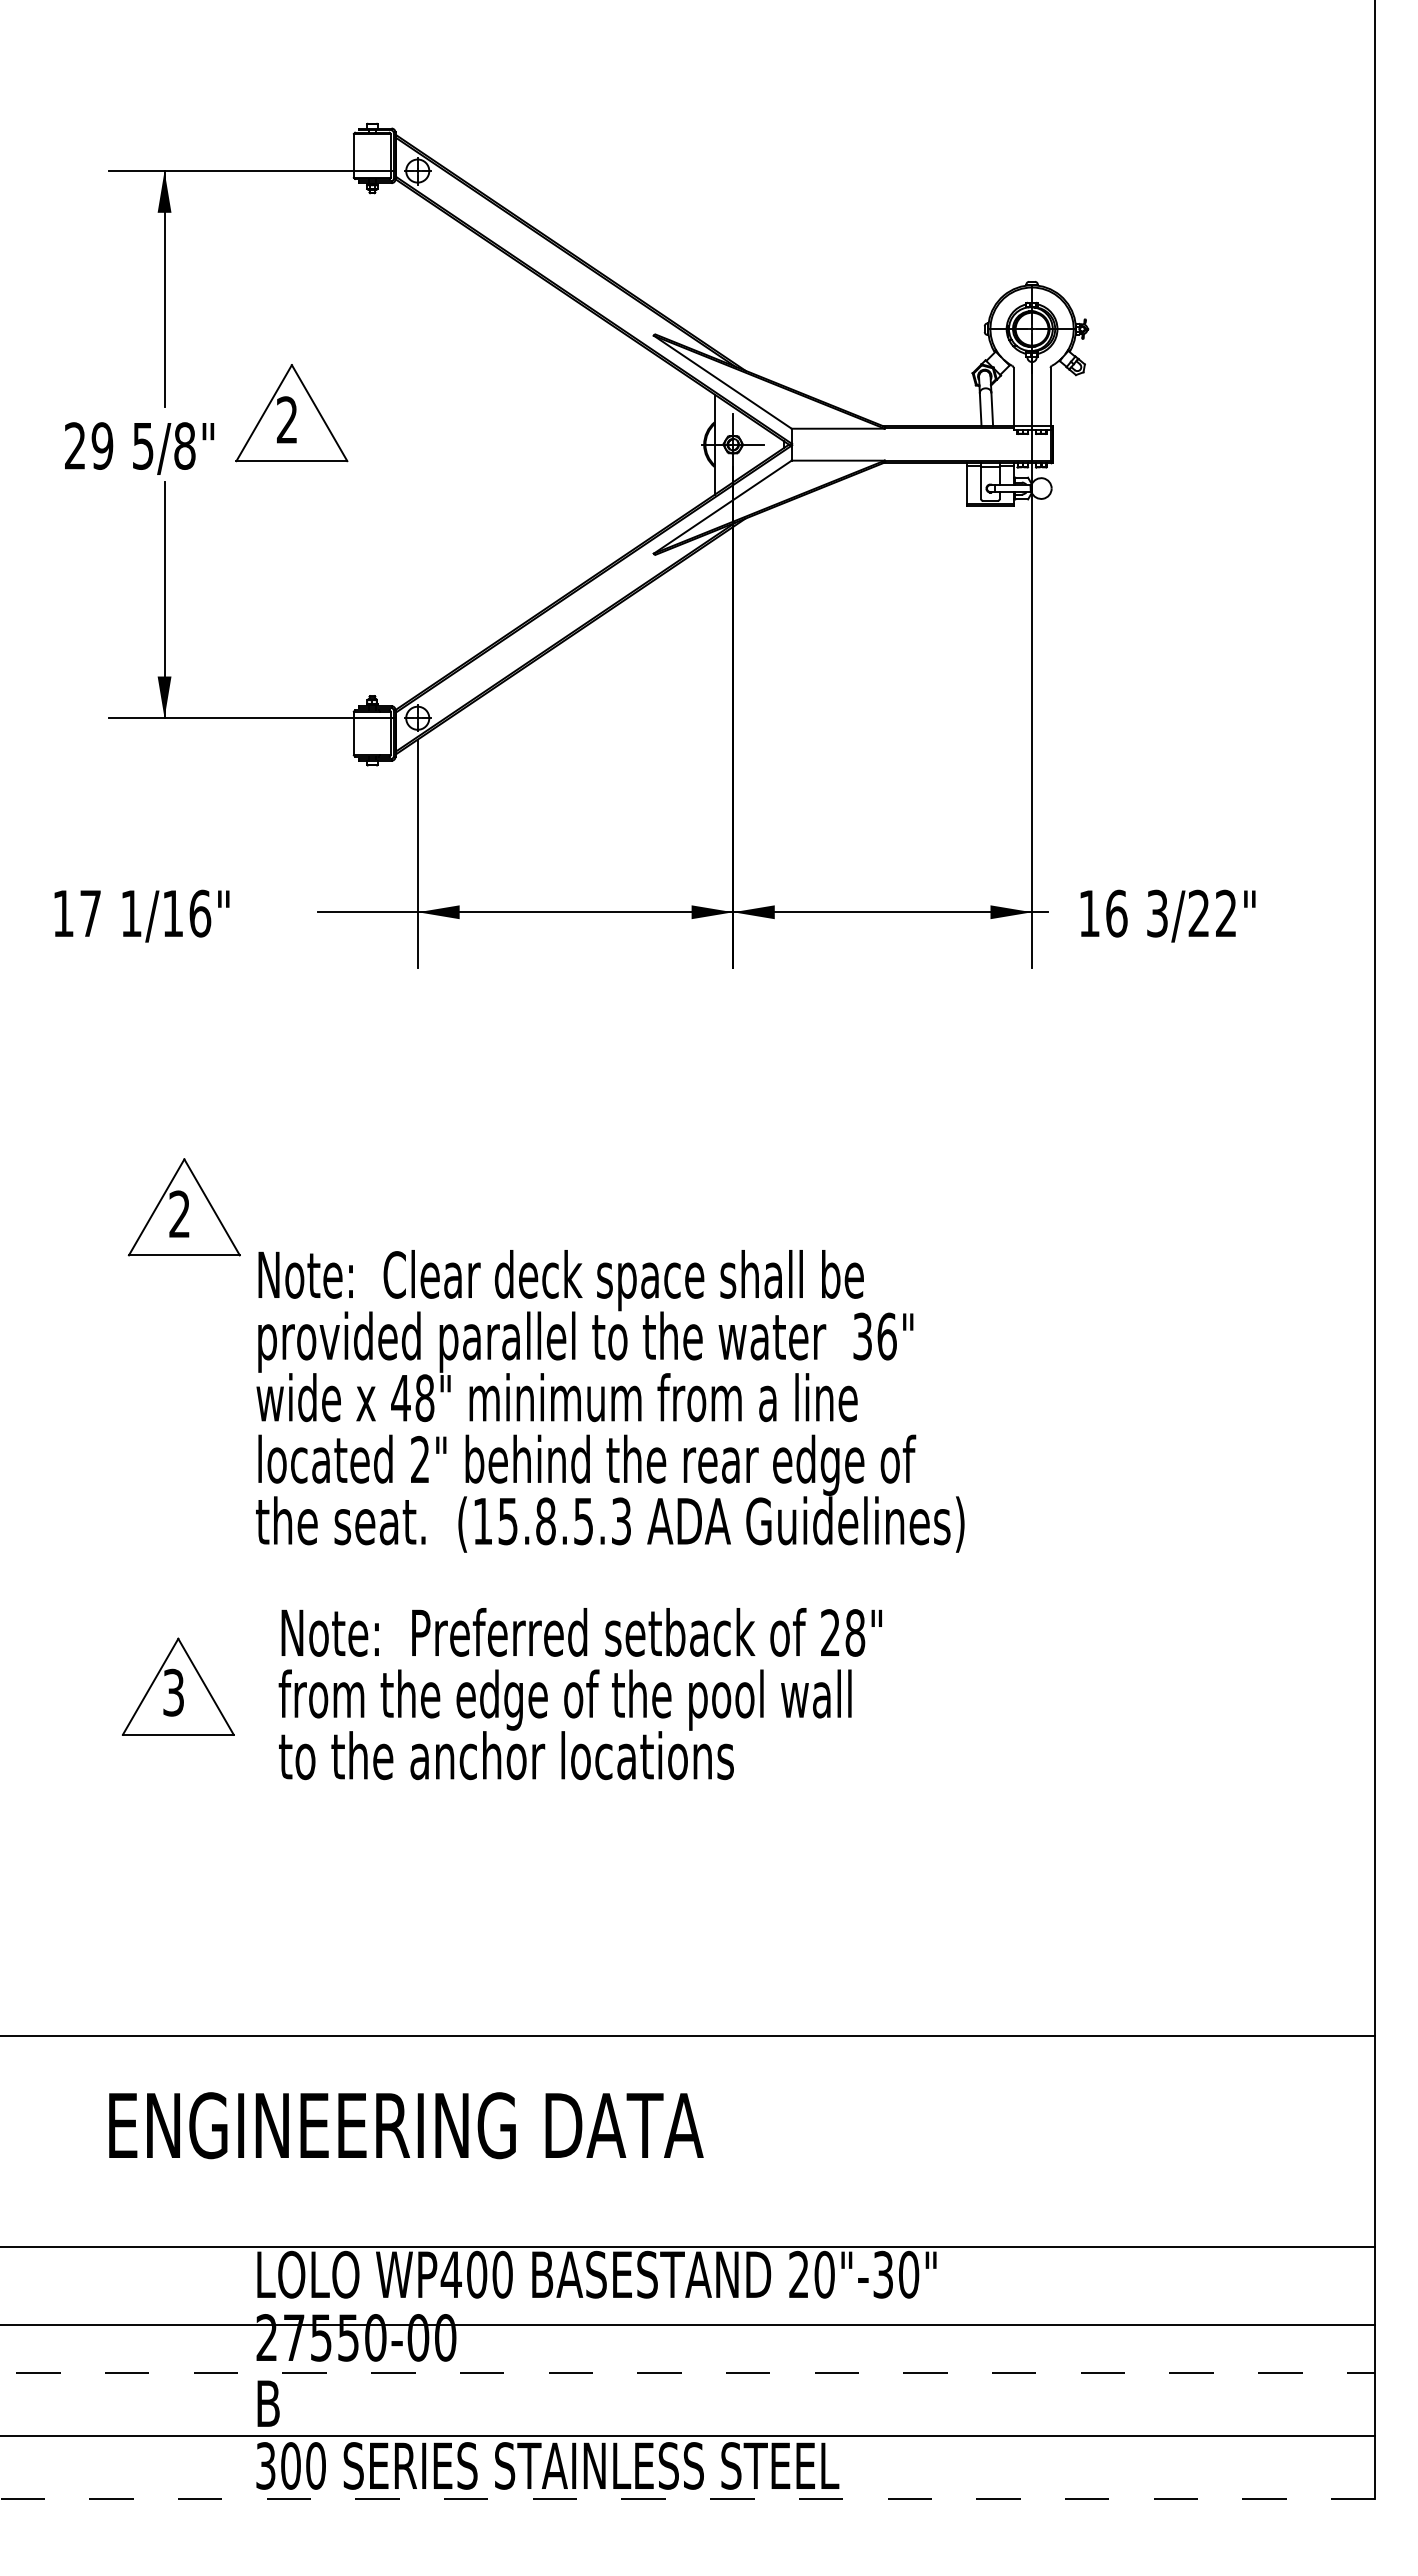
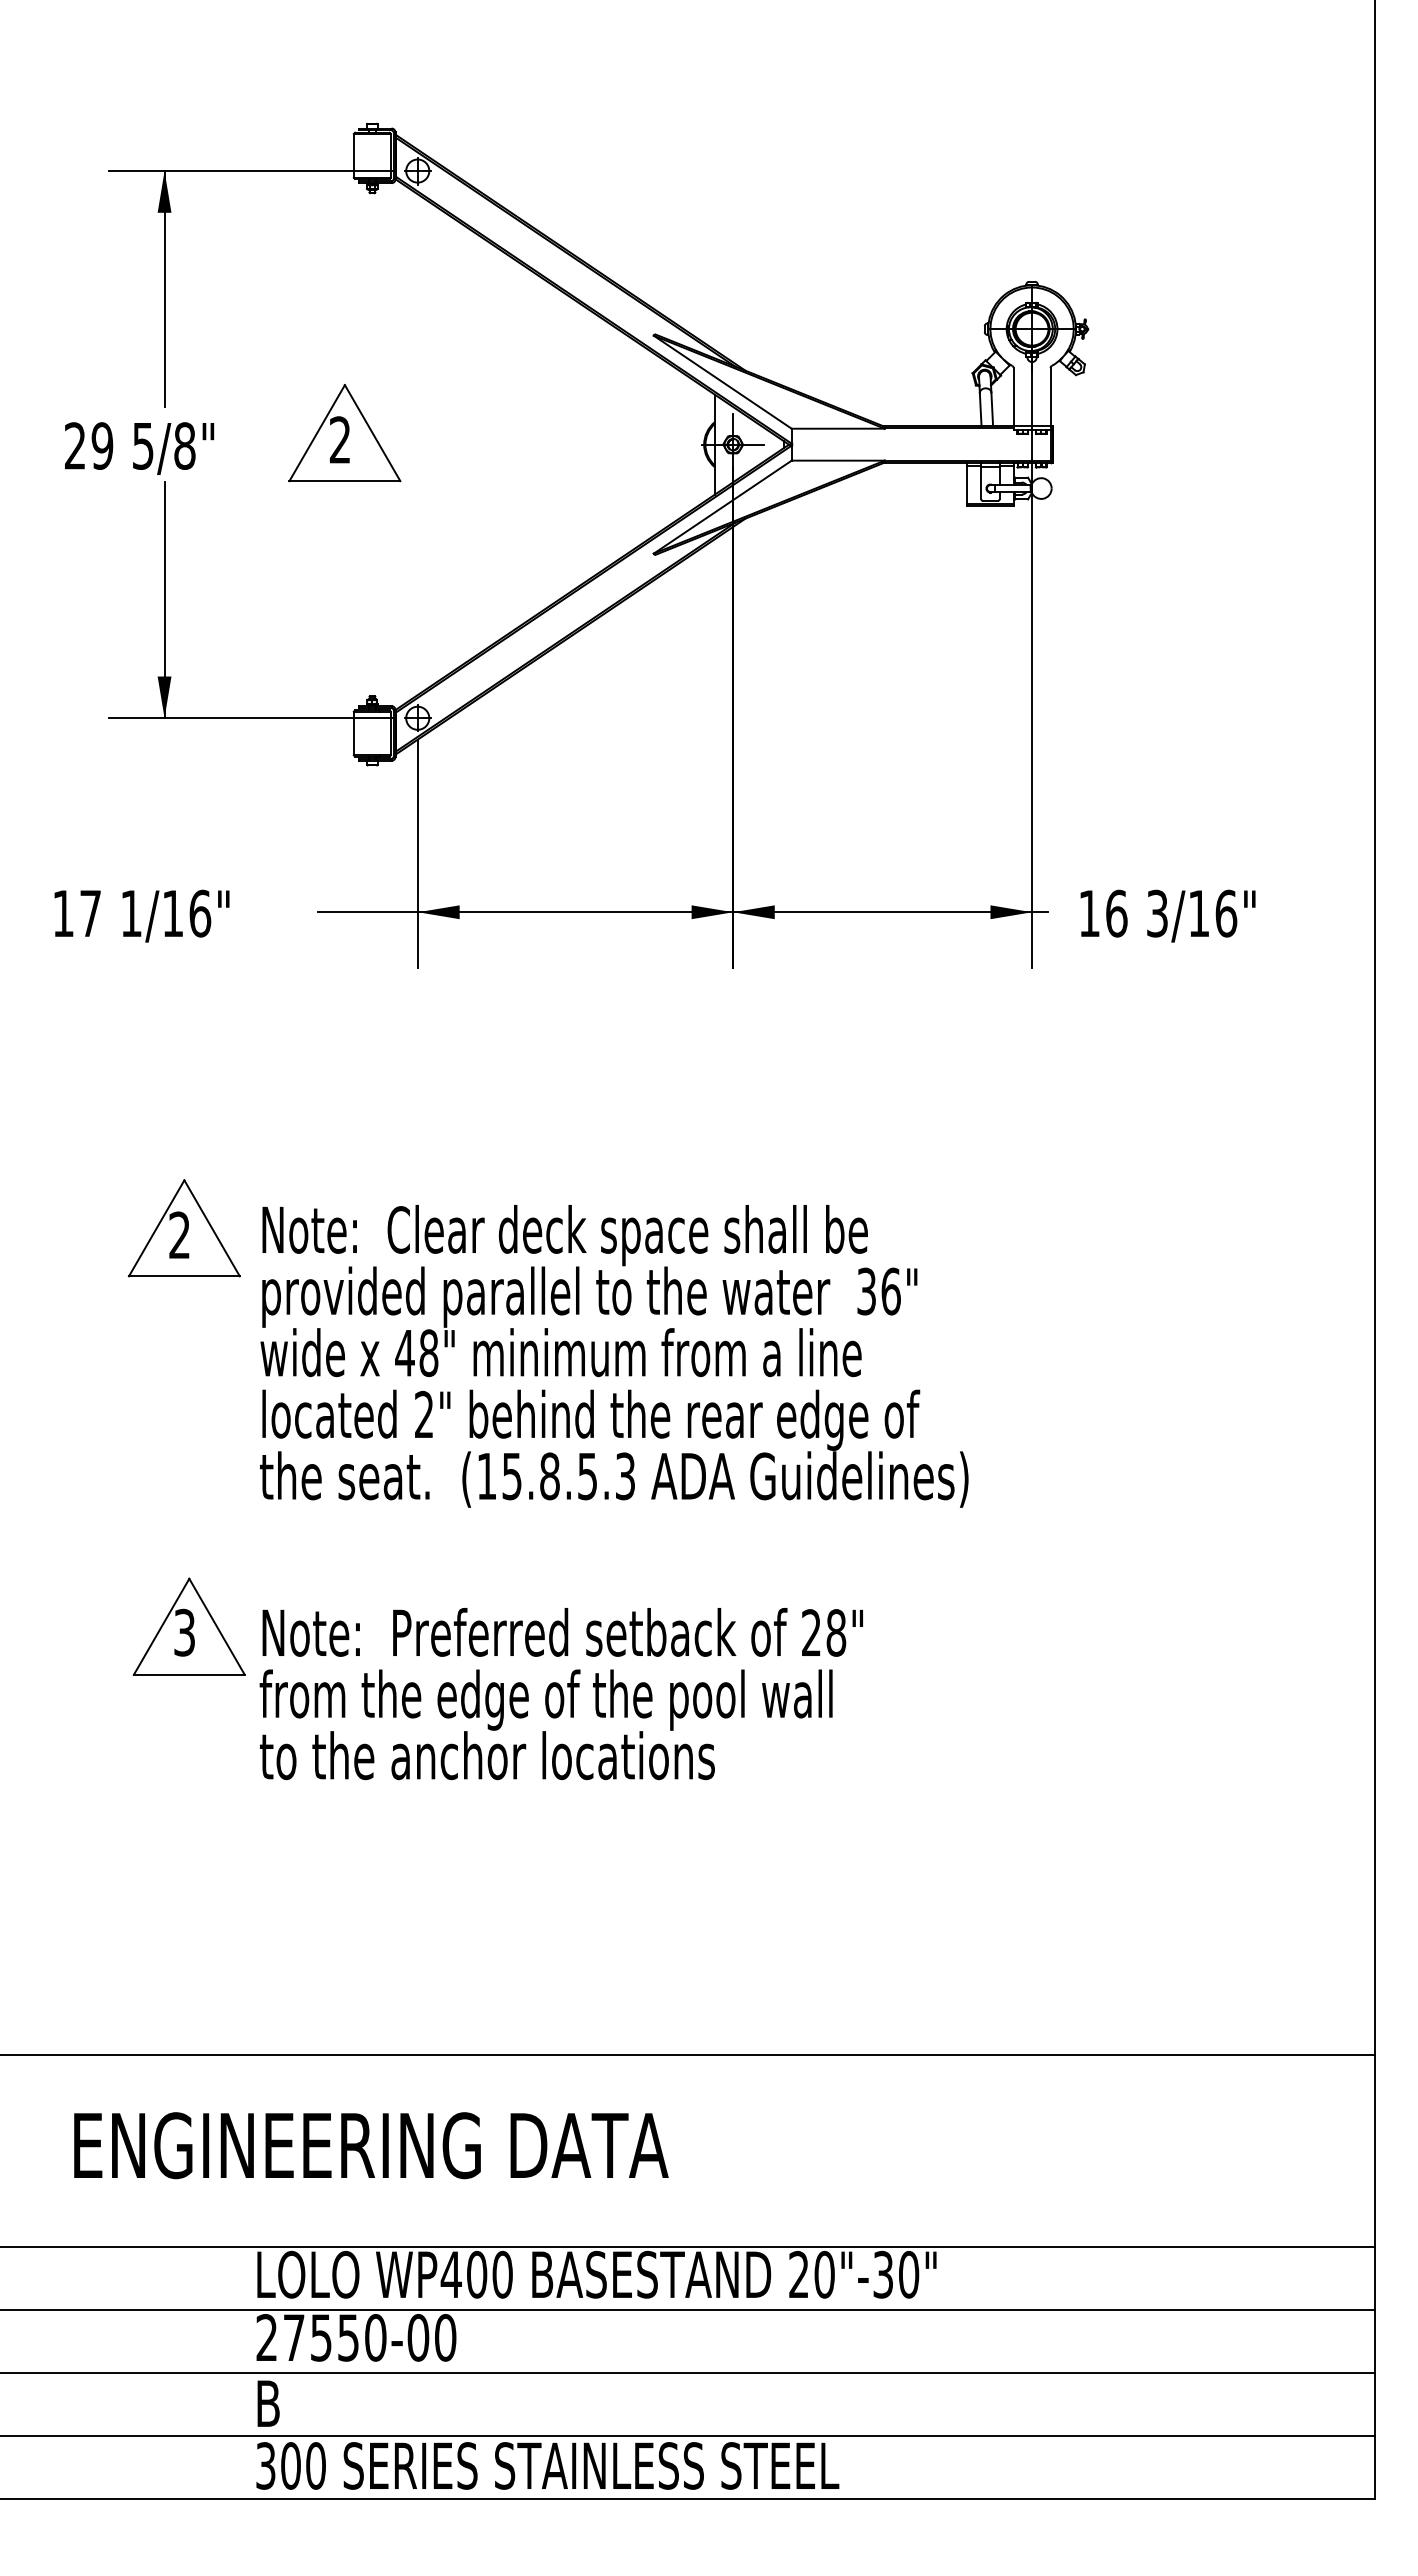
part position: (291, 413) -> (344, 433) (344, 433)
text: 3/22" -> 3/16" (1212, 913)
part position: (183, 1207) -> (183, 1228) (183, 1228)
text position: (610, 1401) -> (614, 1356) (614, 1356)
part position: (178, 1686) -> (189, 1626) (189, 1626)
text position: (579, 1694) -> (560, 1694) (560, 1694)
line position: (688, 2036) -> (688, 2055) (688, 2055)
text position: (406, 2125) -> (371, 2145) (371, 2145)
line position: (688, 2325) -> (688, 2310) (688, 2310)
line: dashed -> solid (688, 2372)
line: dashed -> solid (687, 2498)
